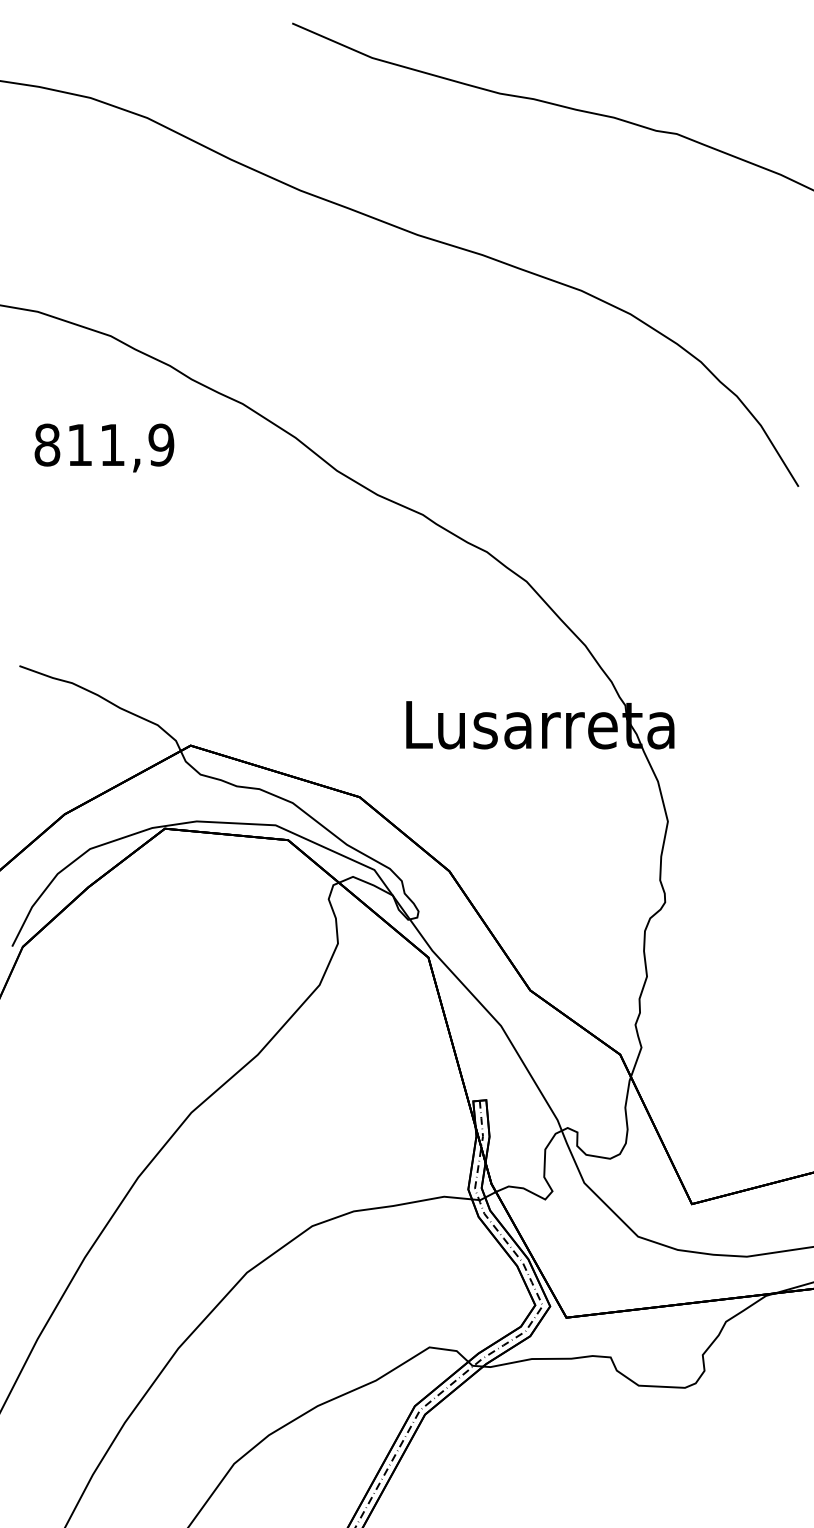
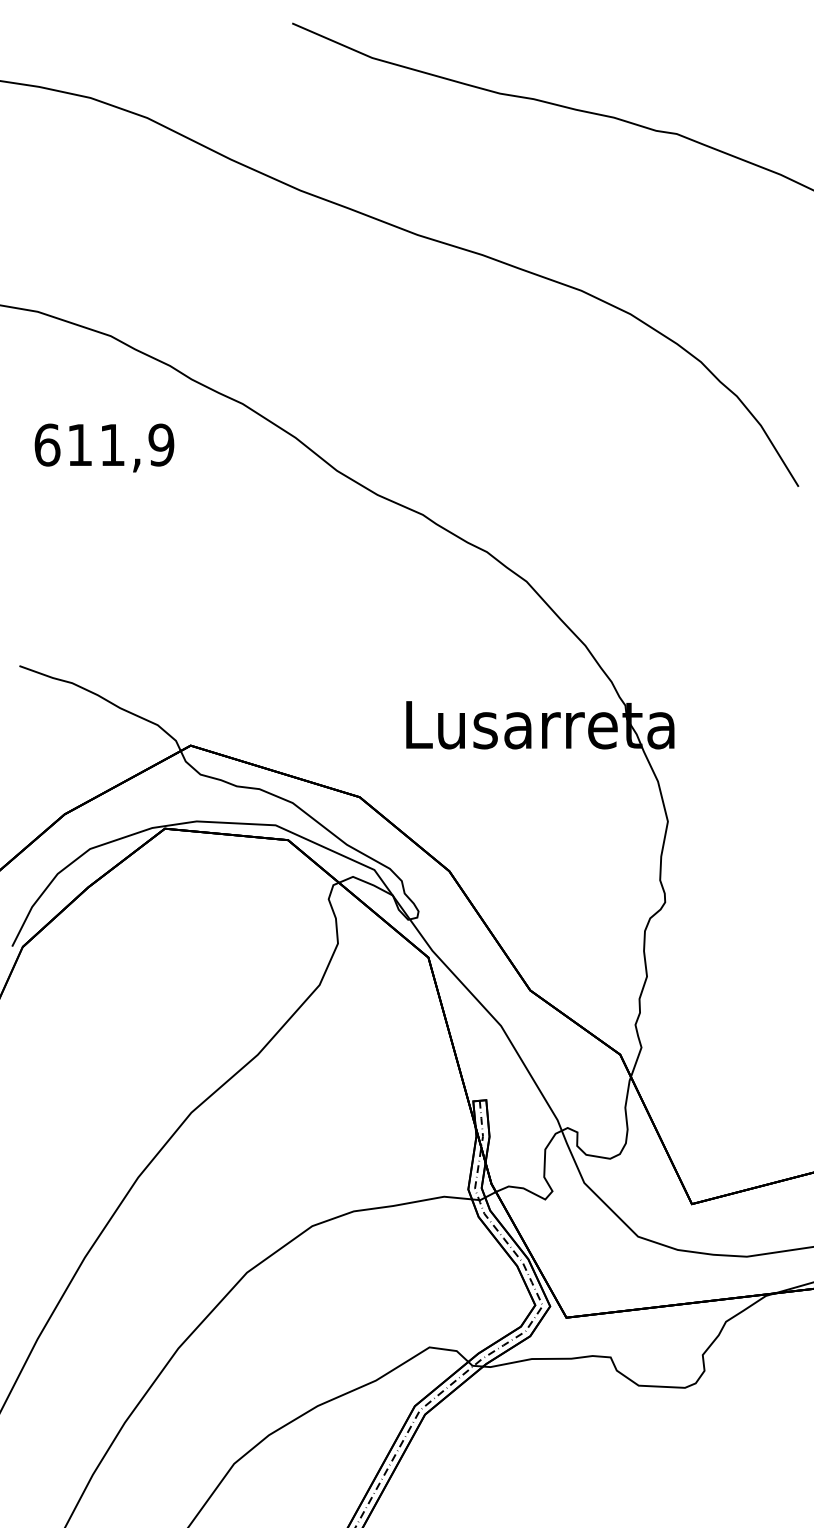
text: 811,9 -> 611,9 (47, 444)
